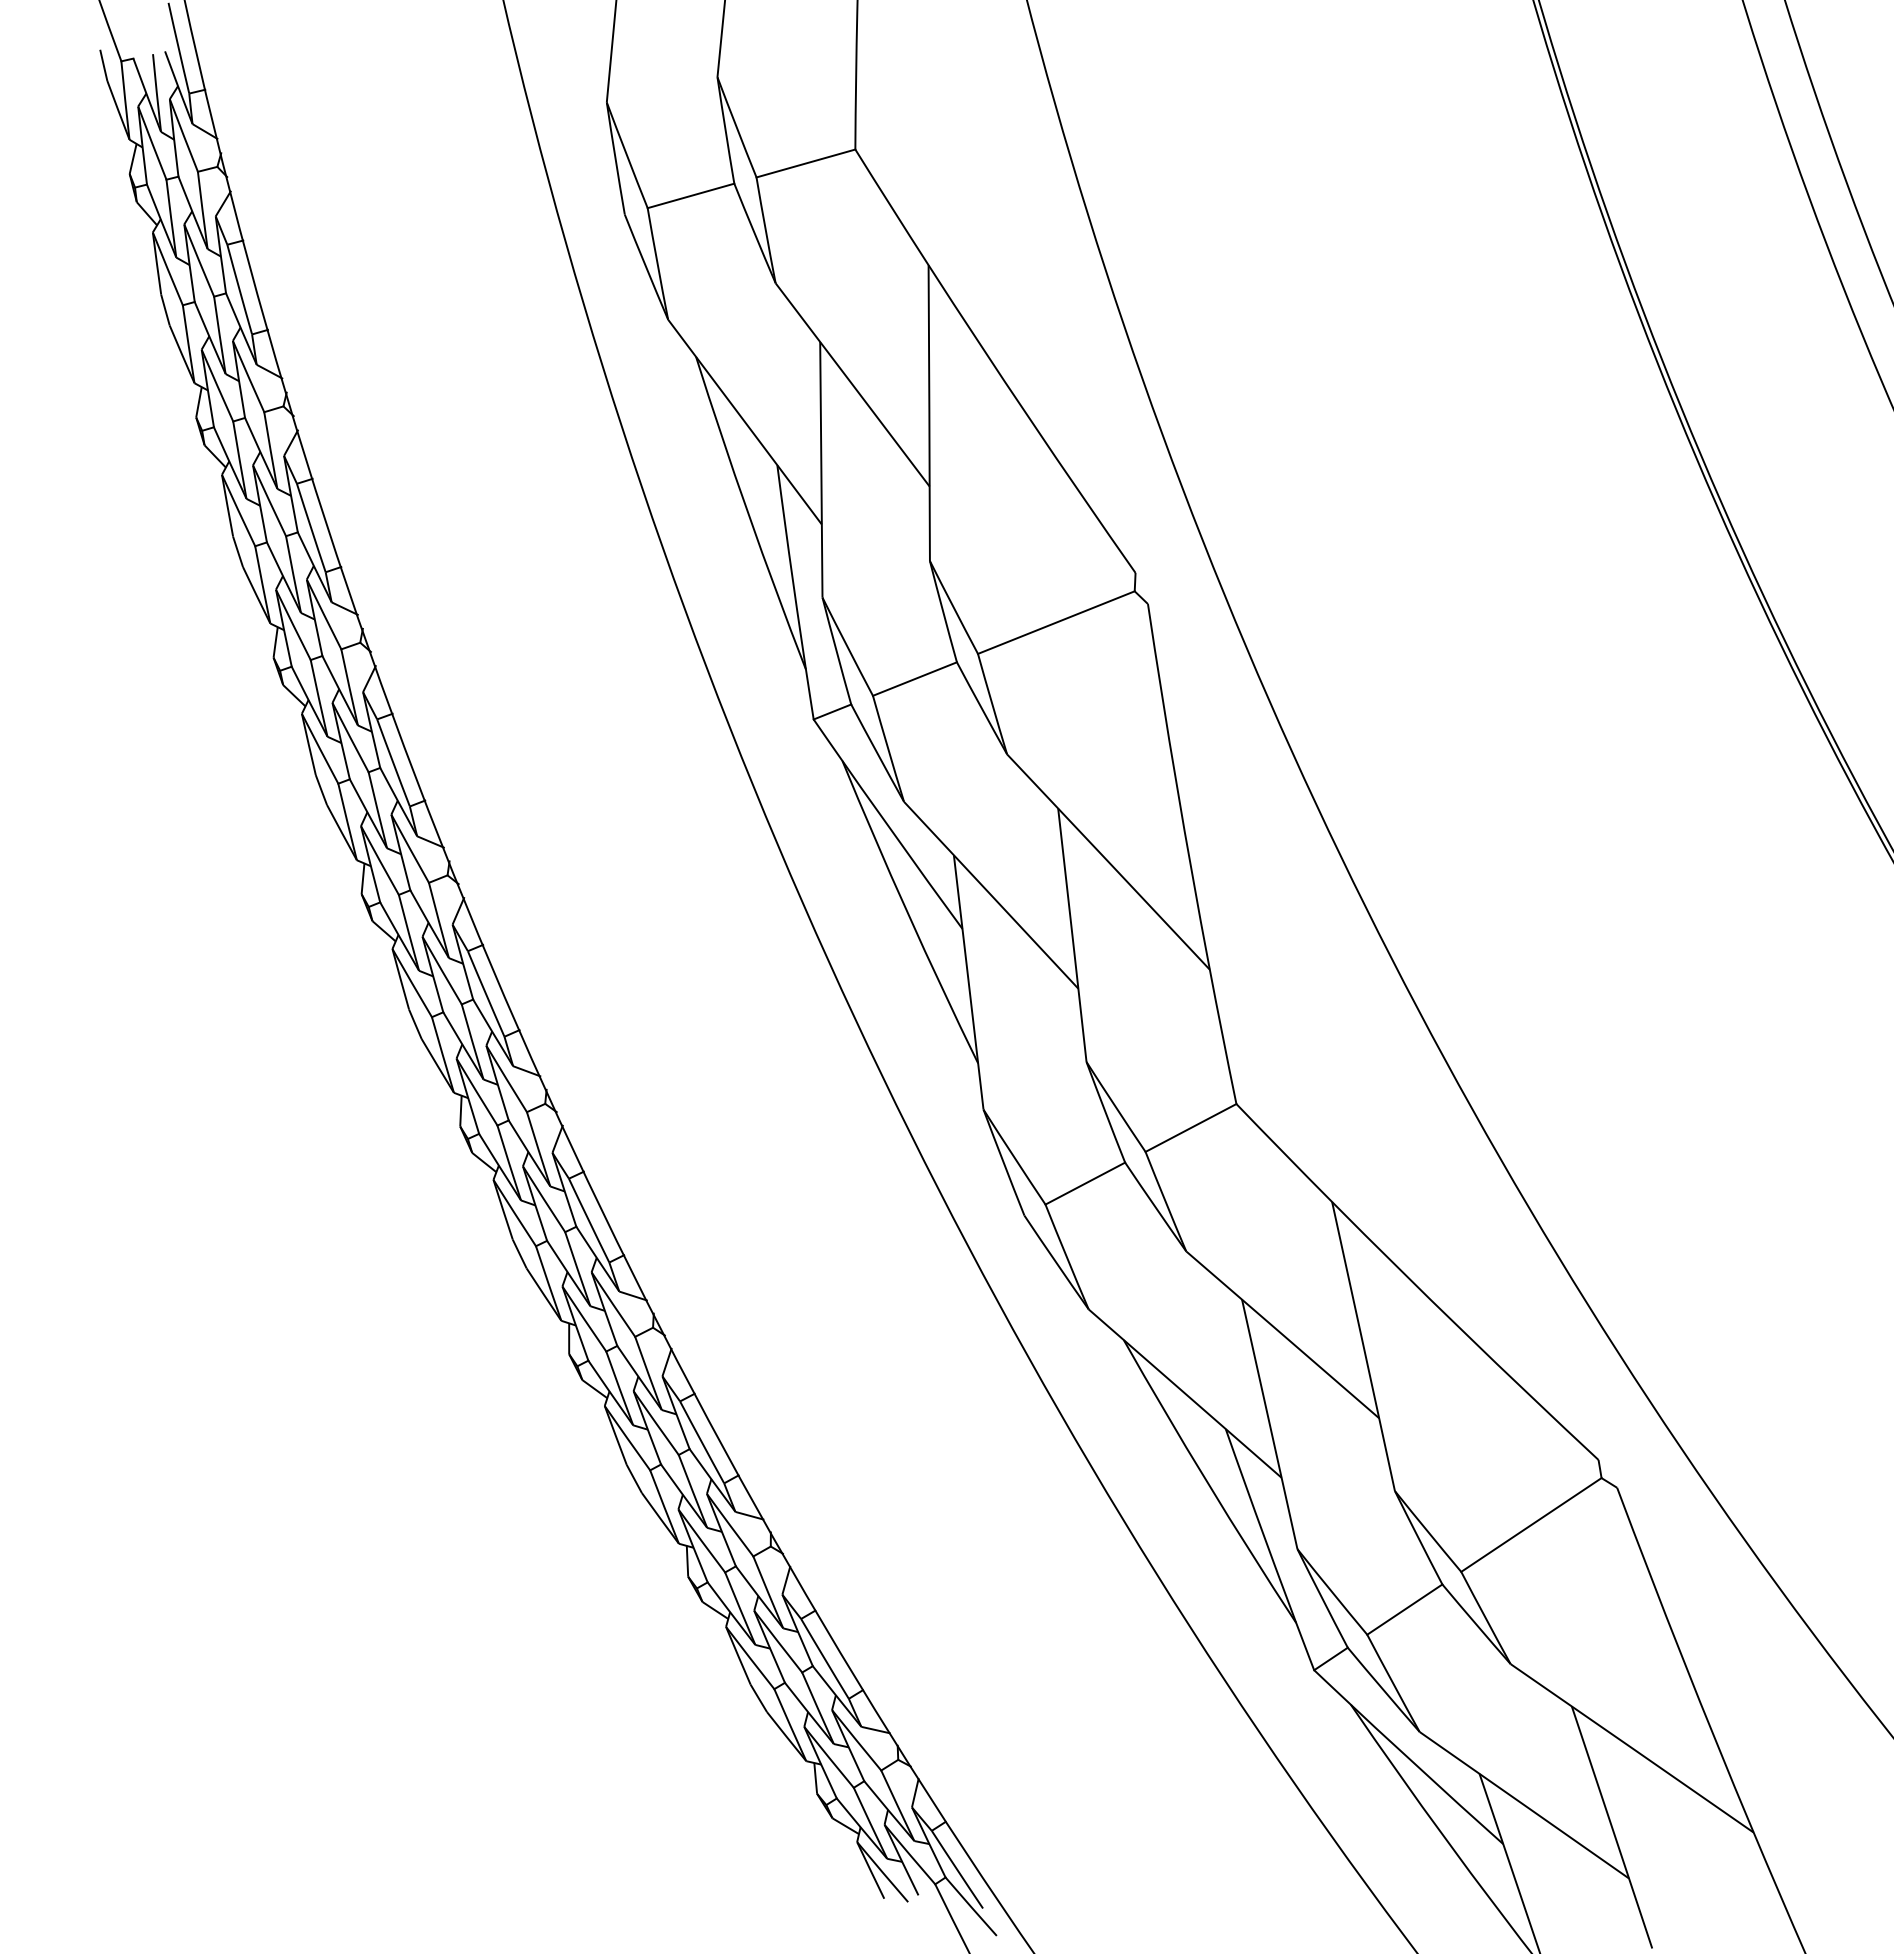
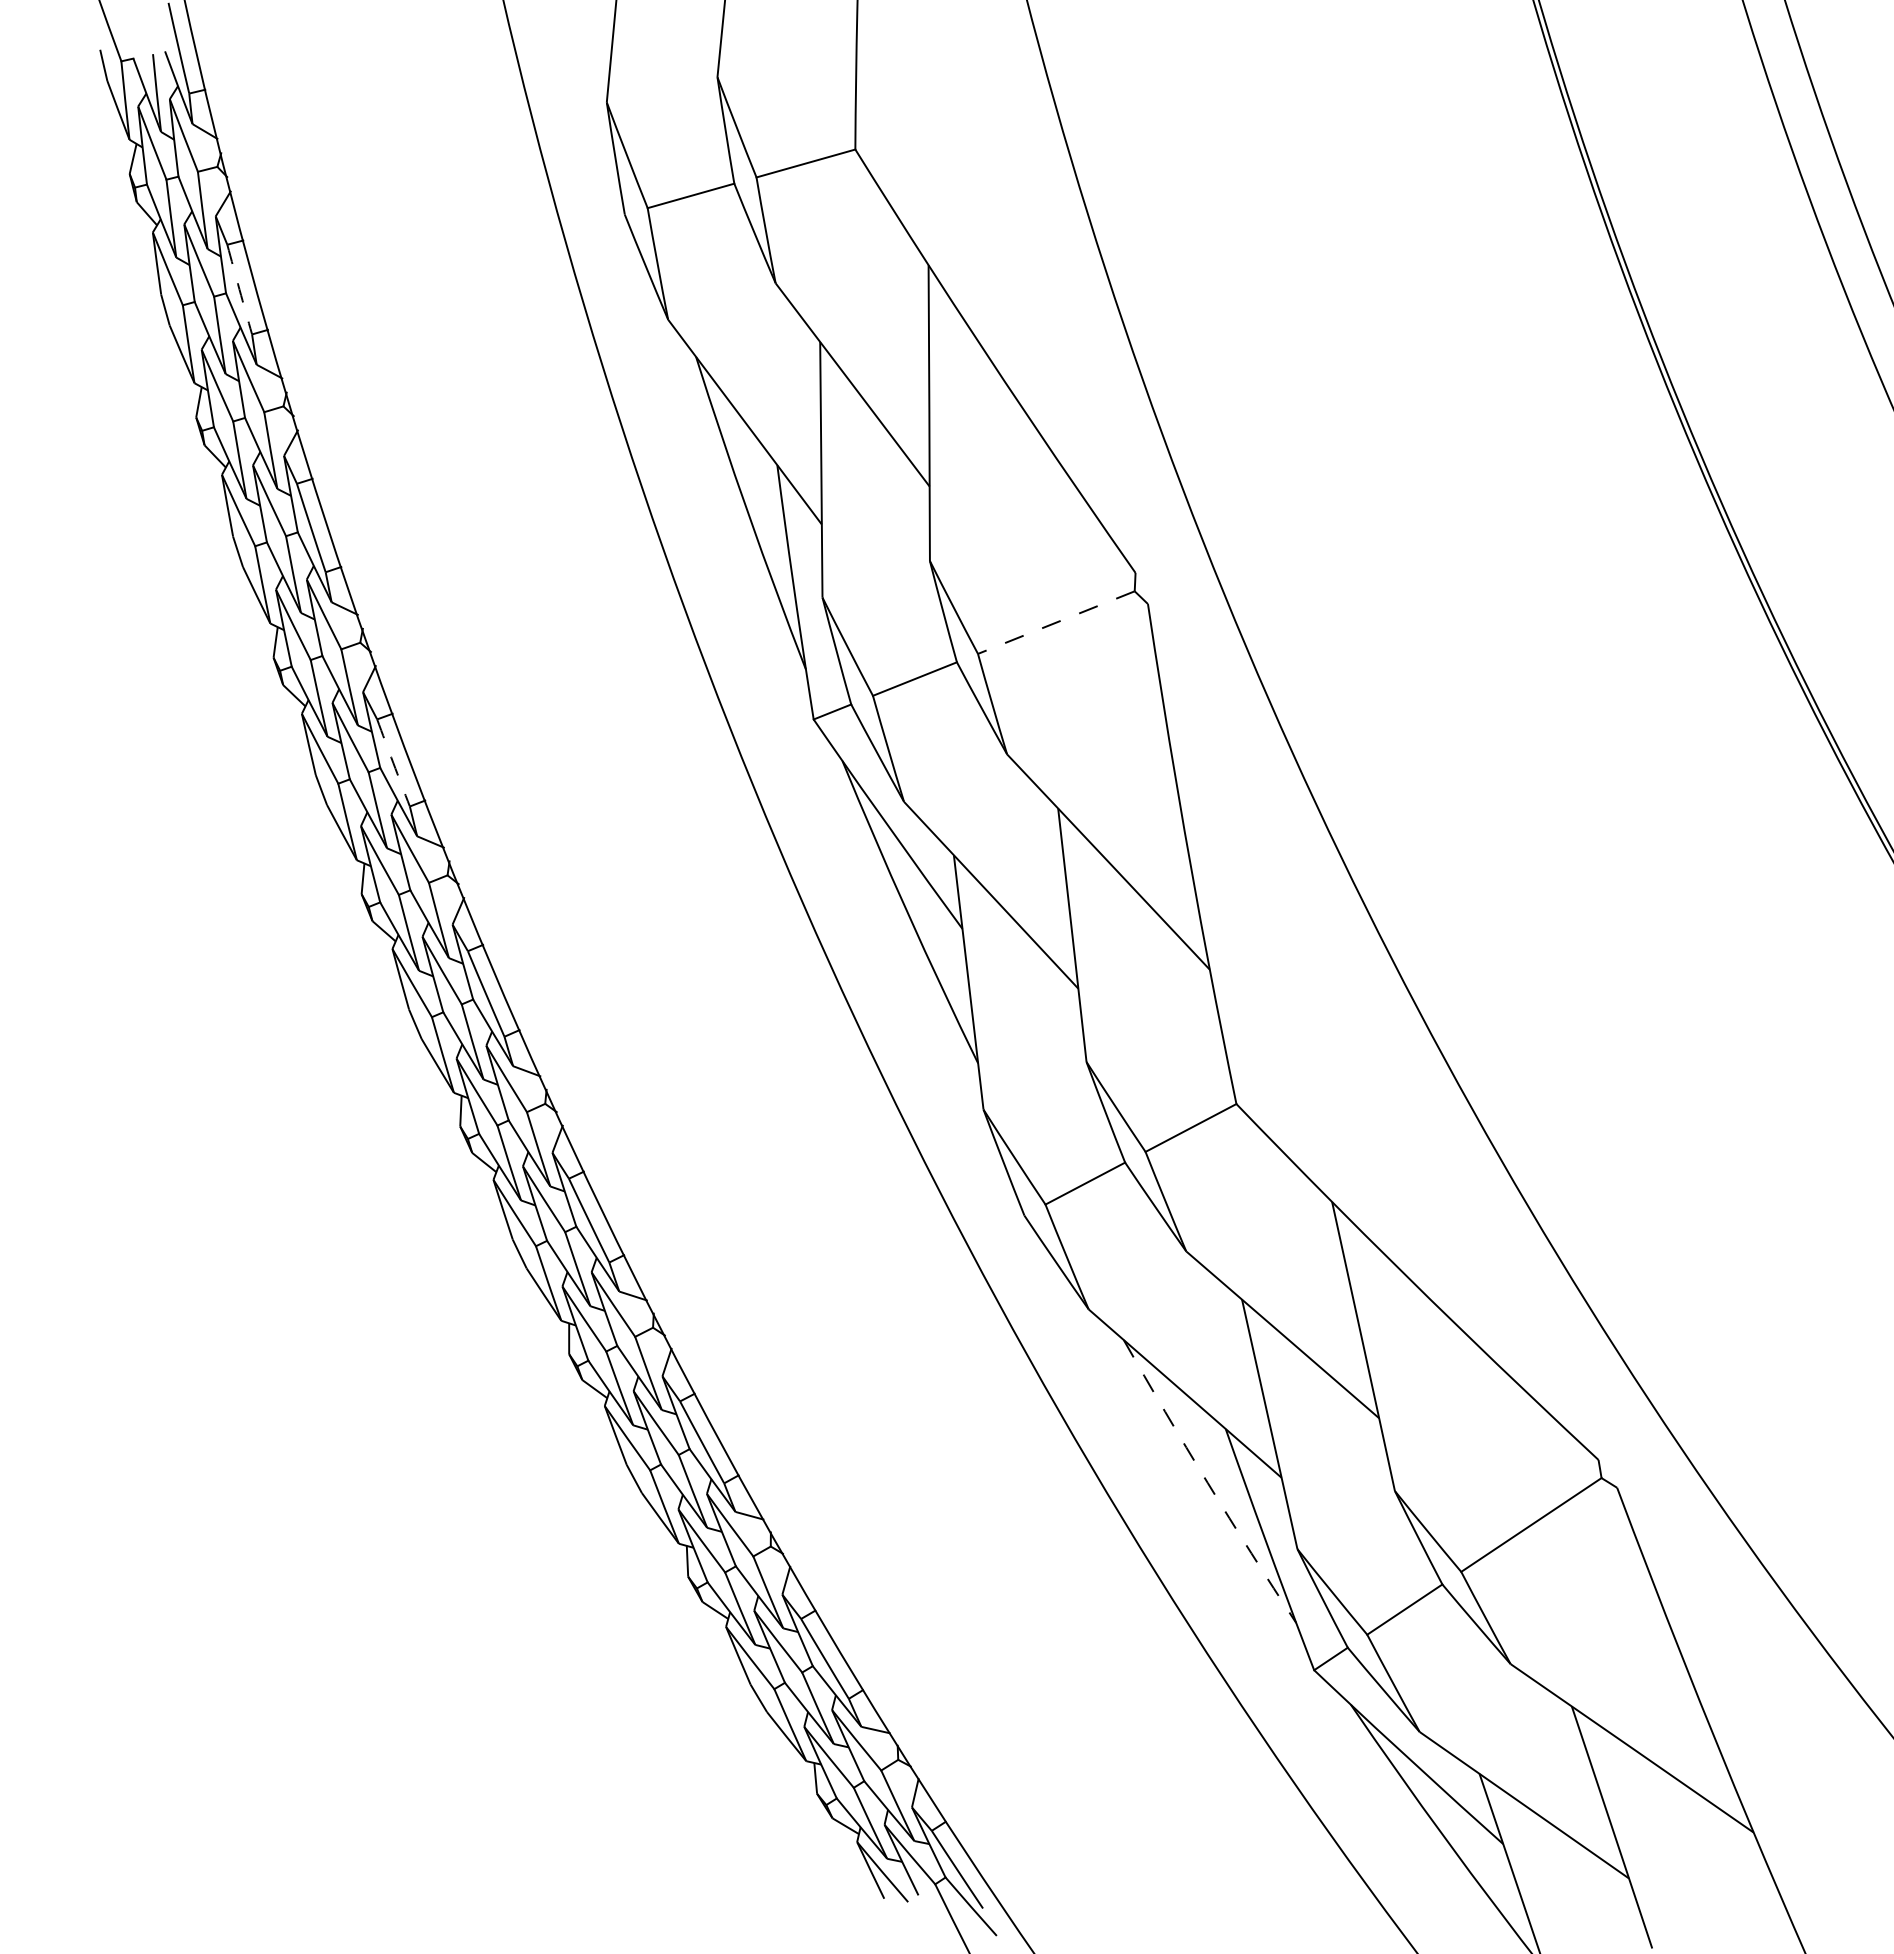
arc: solid -> dashed (239, 289)
line: solid -> dashed (1055, 622)
arc: solid -> dashed (393, 763)
arc: solid -> dashed (1207, 1482)
